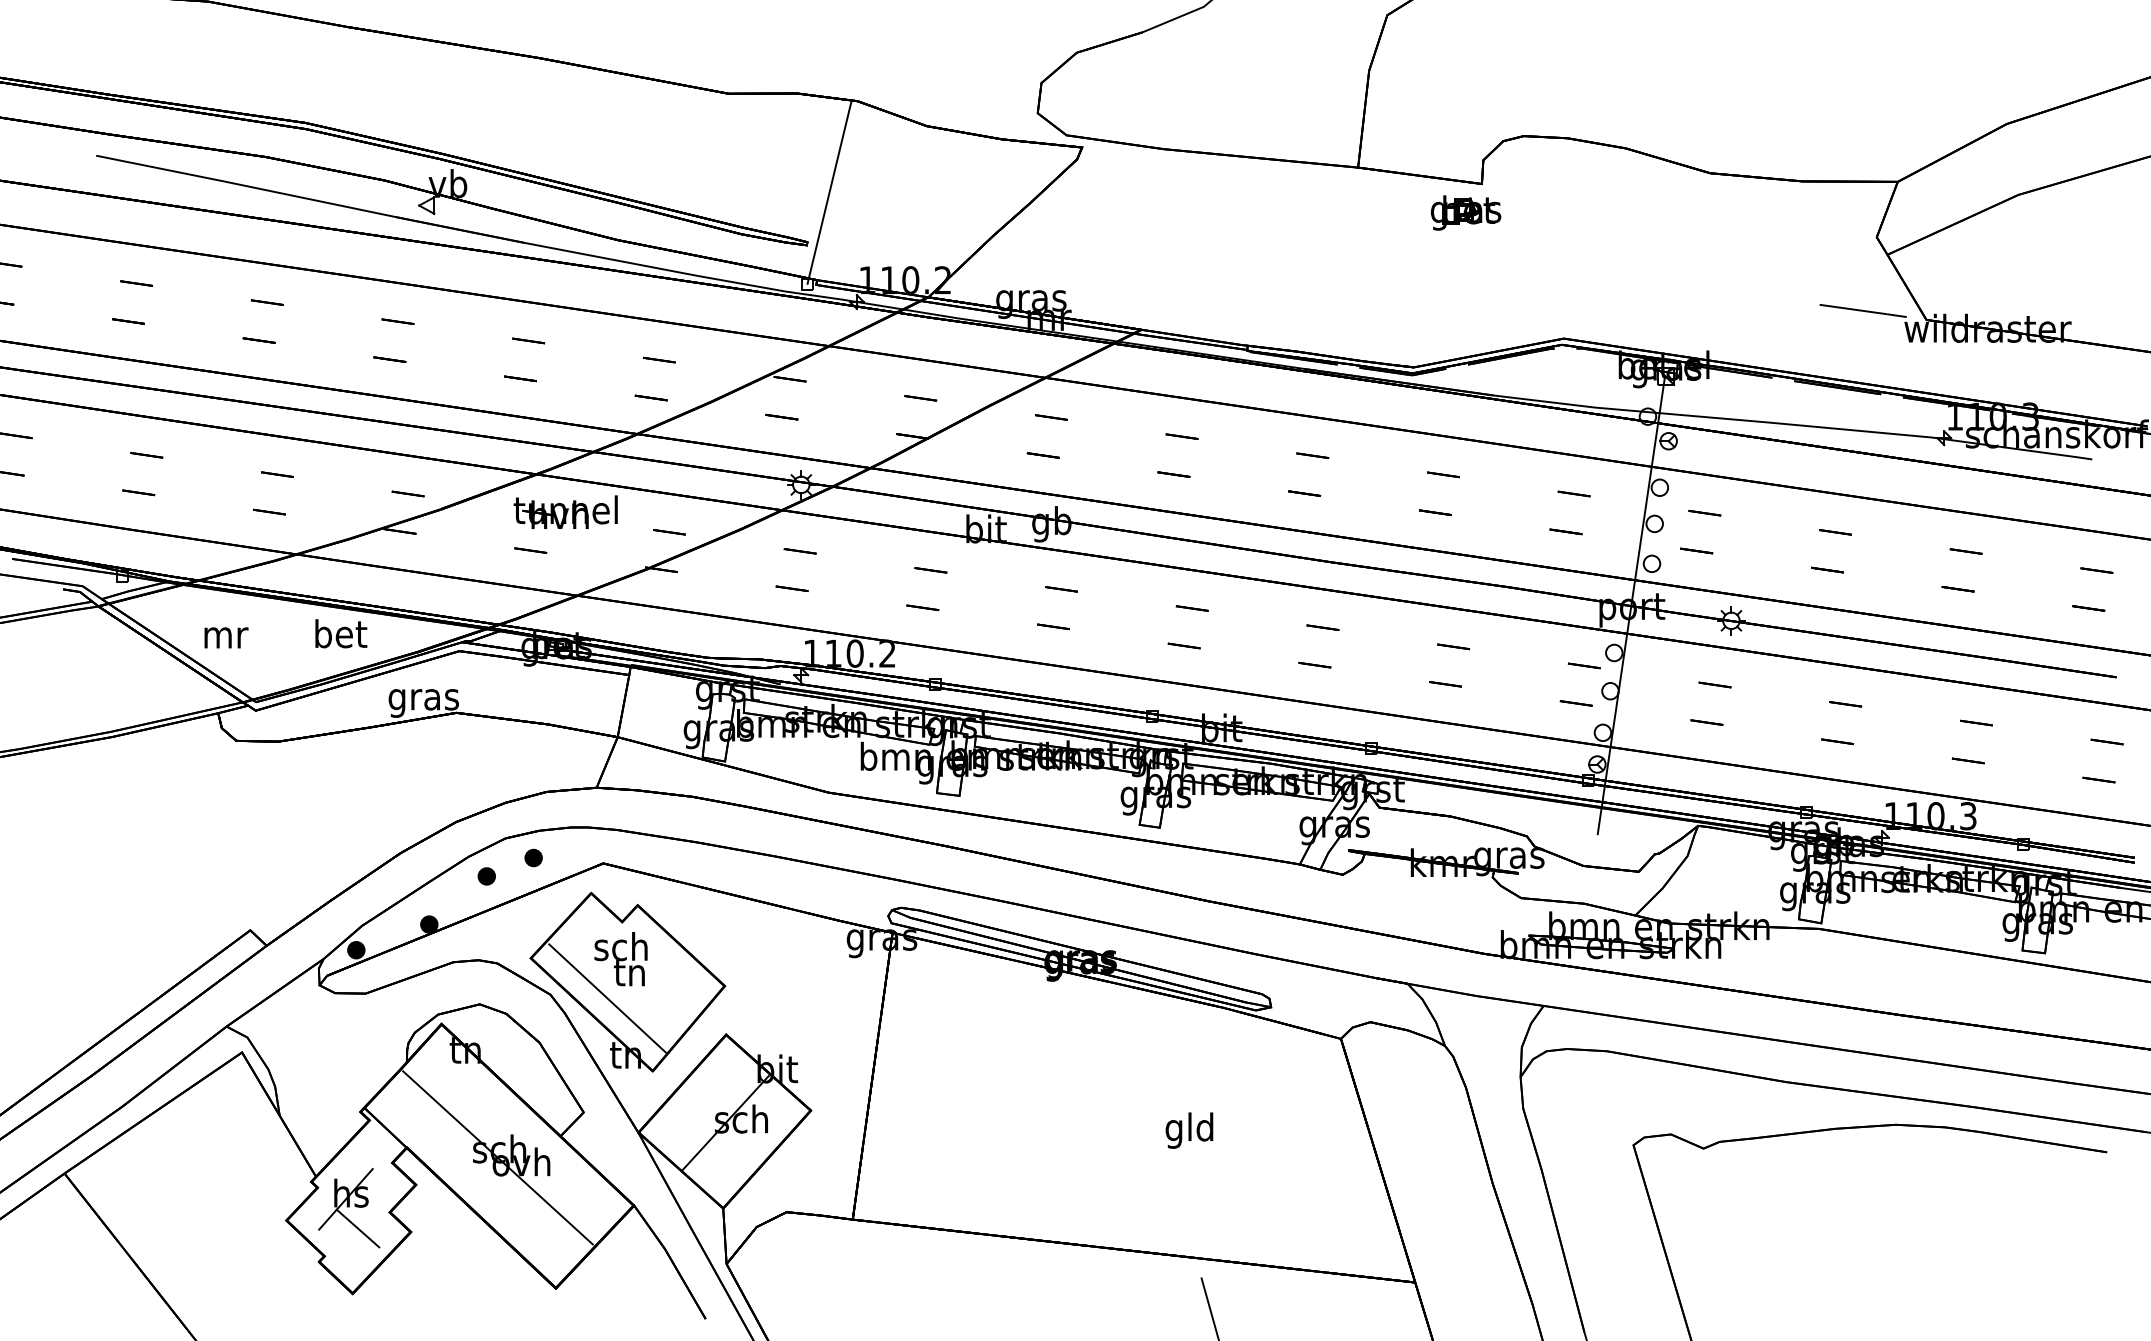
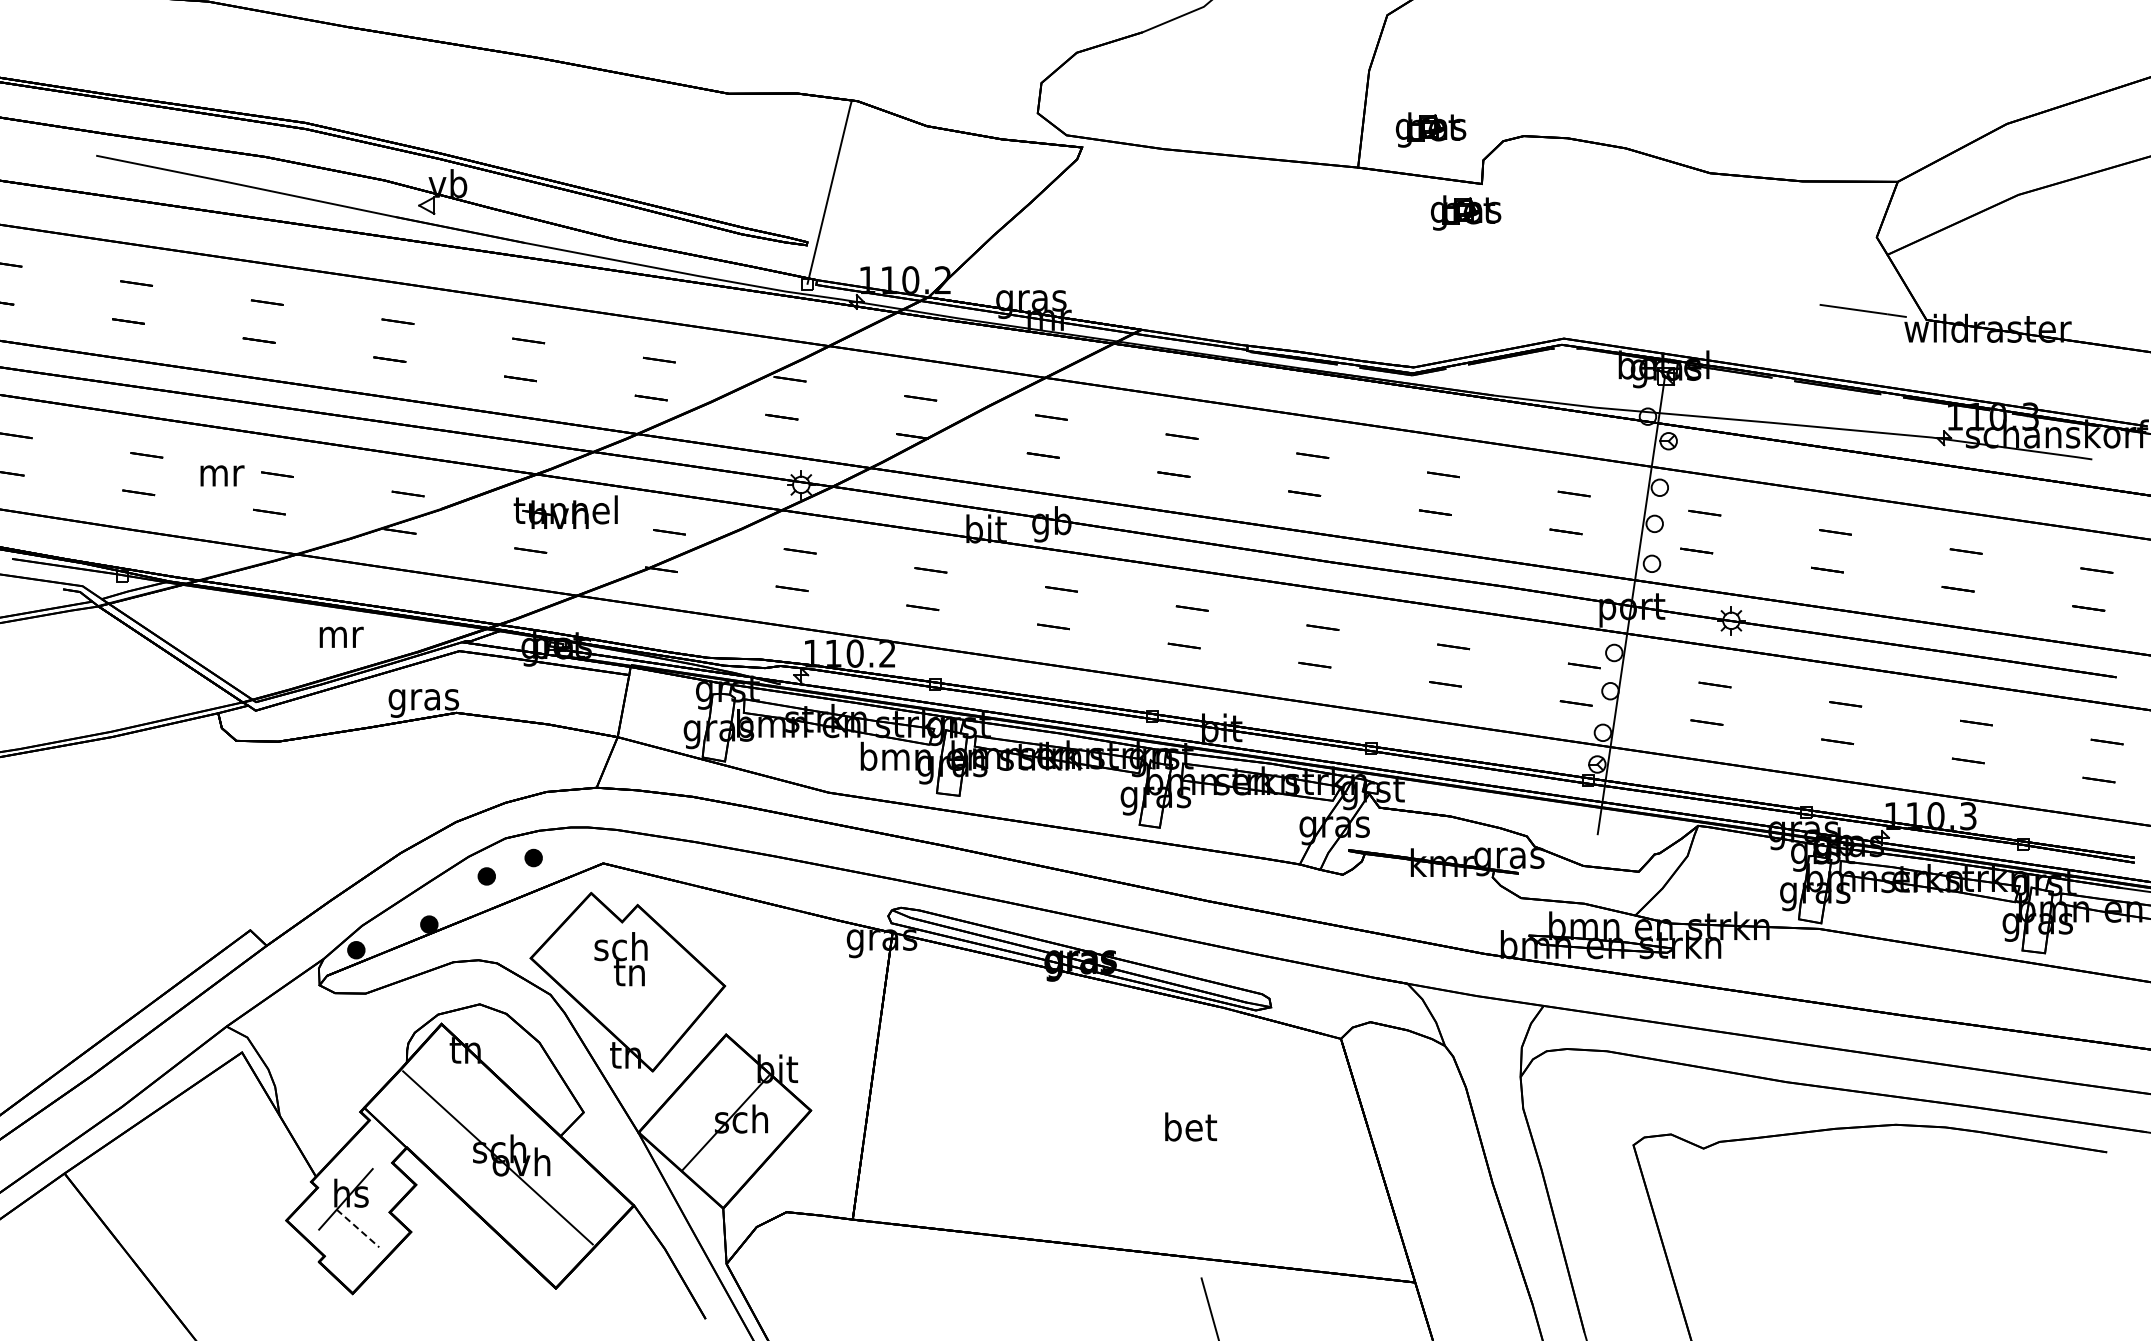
part: none -> present (1430, 129)
text: bet -> mr (341, 633)
text position: (226, 637) -> (222, 475) (222, 475)
line: present -> none (607, 998)
text: gld -> bet (1191, 1130)
line: solid -> dashed (358, 1228)
